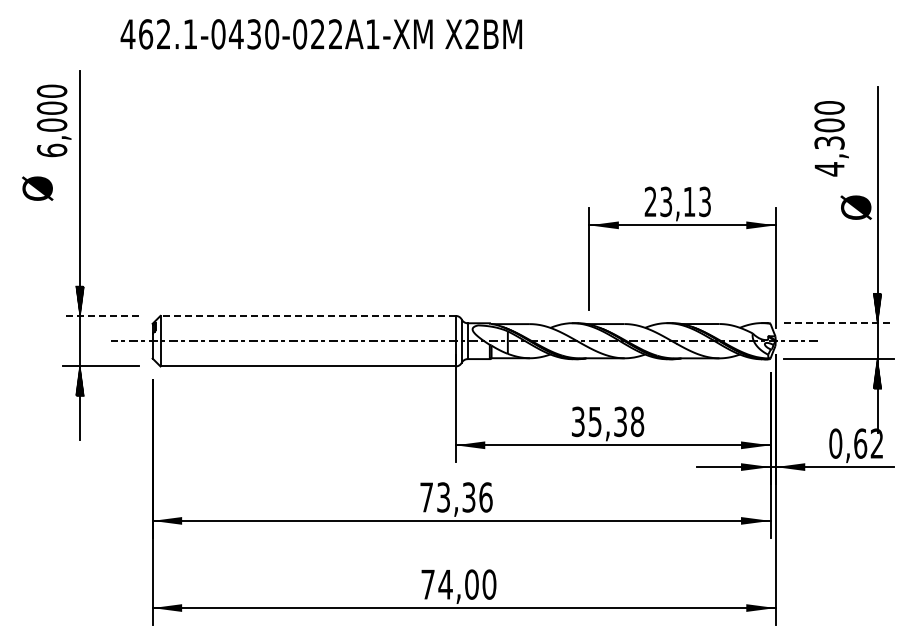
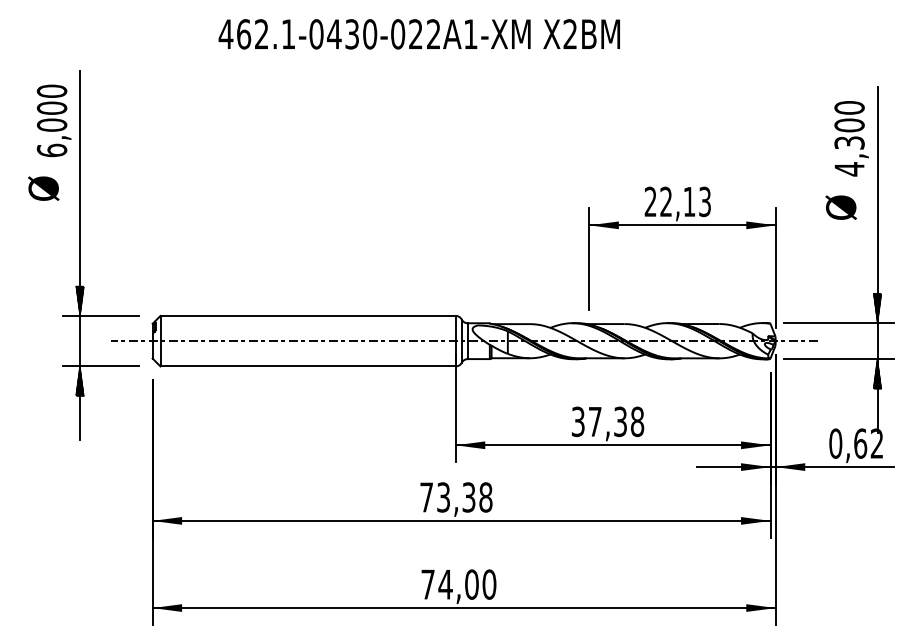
text position: (320, 34) -> (418, 34) (418, 34)
text position: (831, 138) -> (851, 138) (851, 138)
text position: (37, 188) -> (43, 188) (43, 188)
text: 23,13 -> 22,13 (666, 202)
text position: (855, 207) -> (840, 207) (840, 207)
line: dashed -> solid (100, 315)
line: dashed -> solid (308, 315)
line: dashed -> solid (839, 323)
text: 35,38 -> 37,38 (594, 422)
text: 73,36 -> 73,38 (485, 497)
